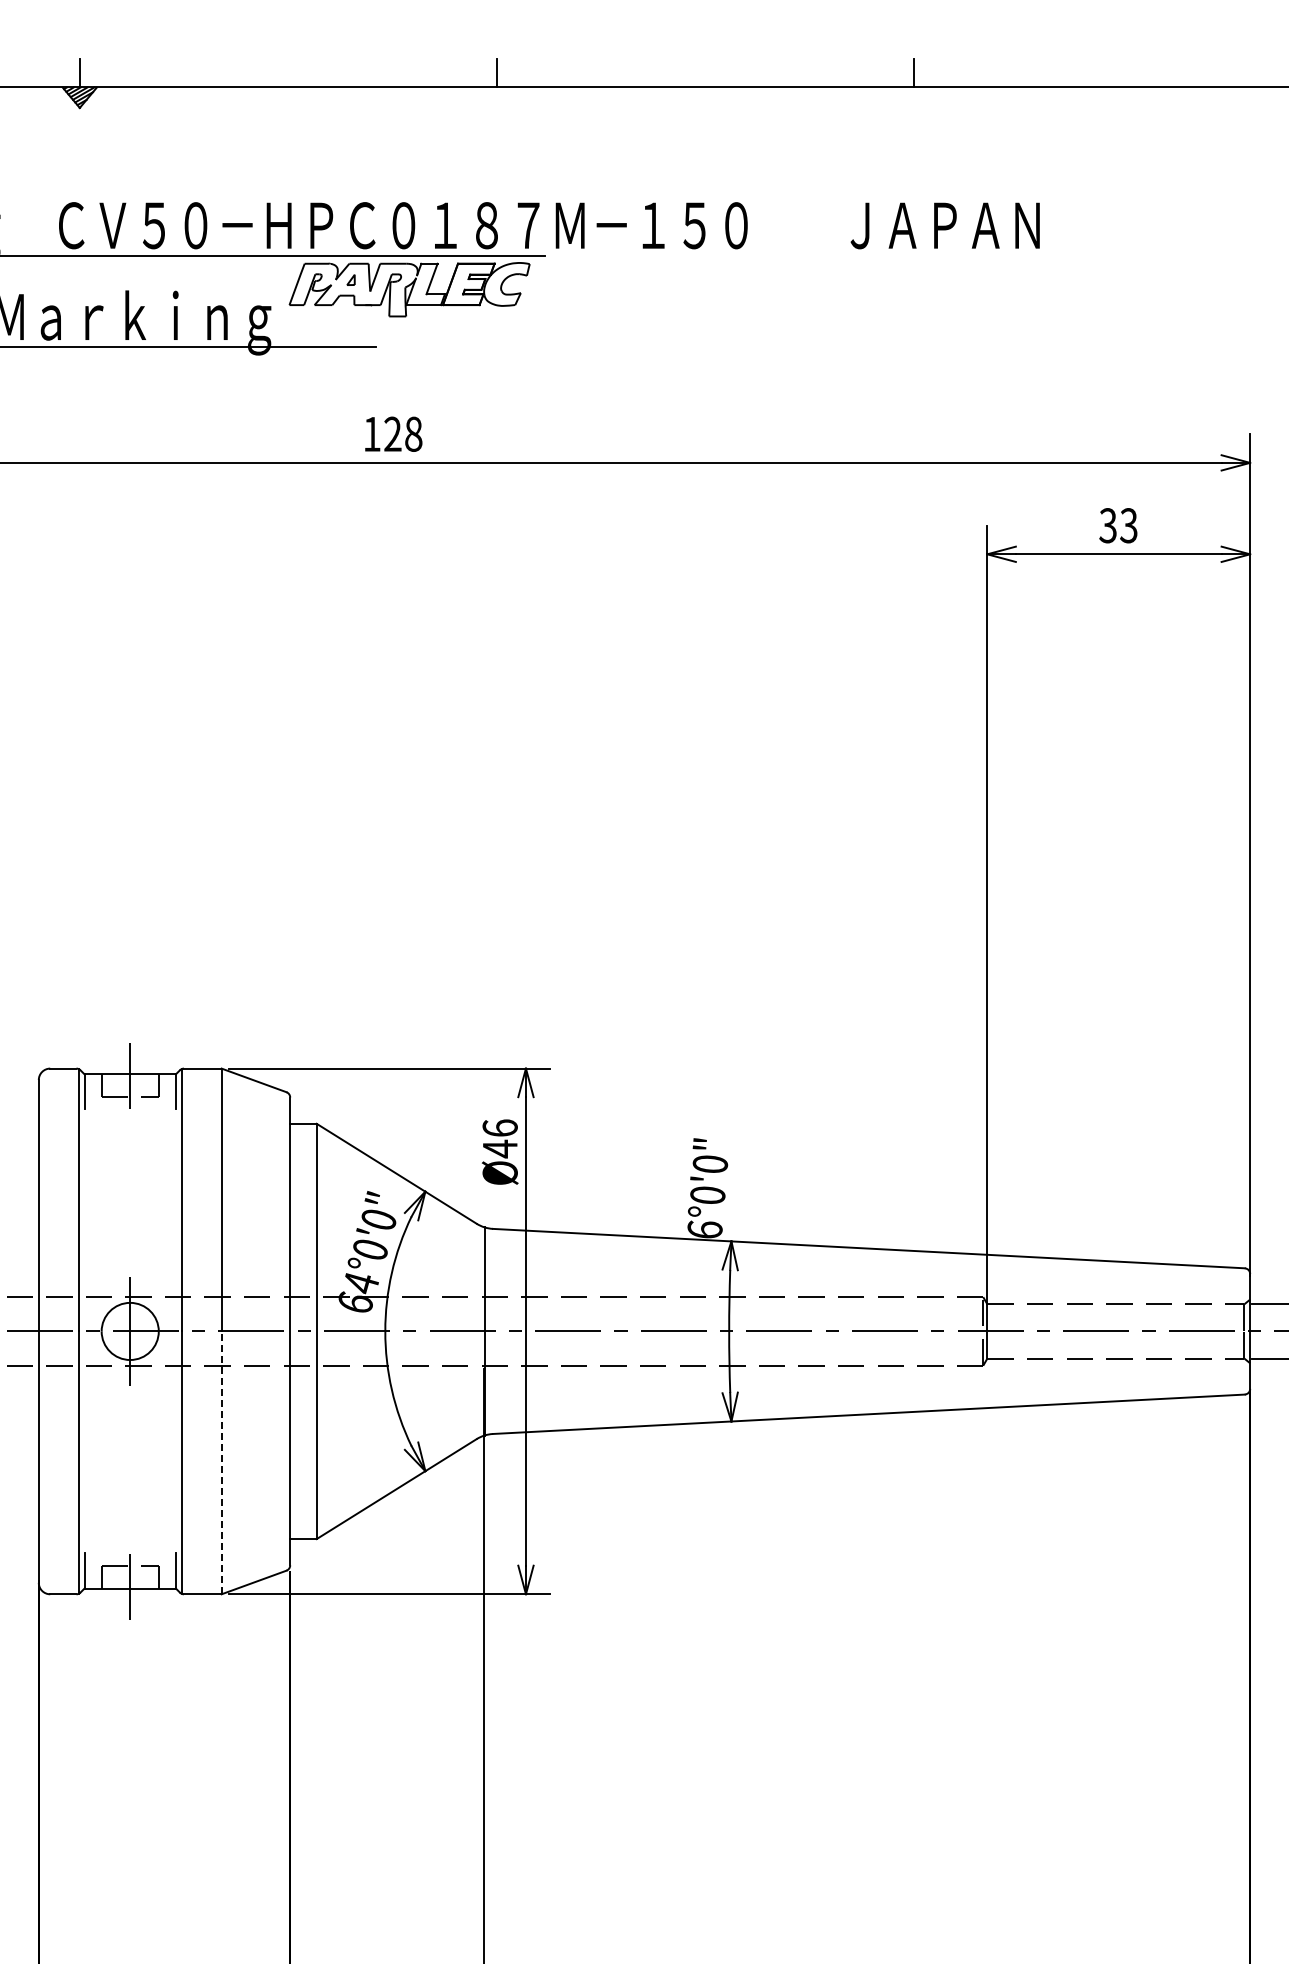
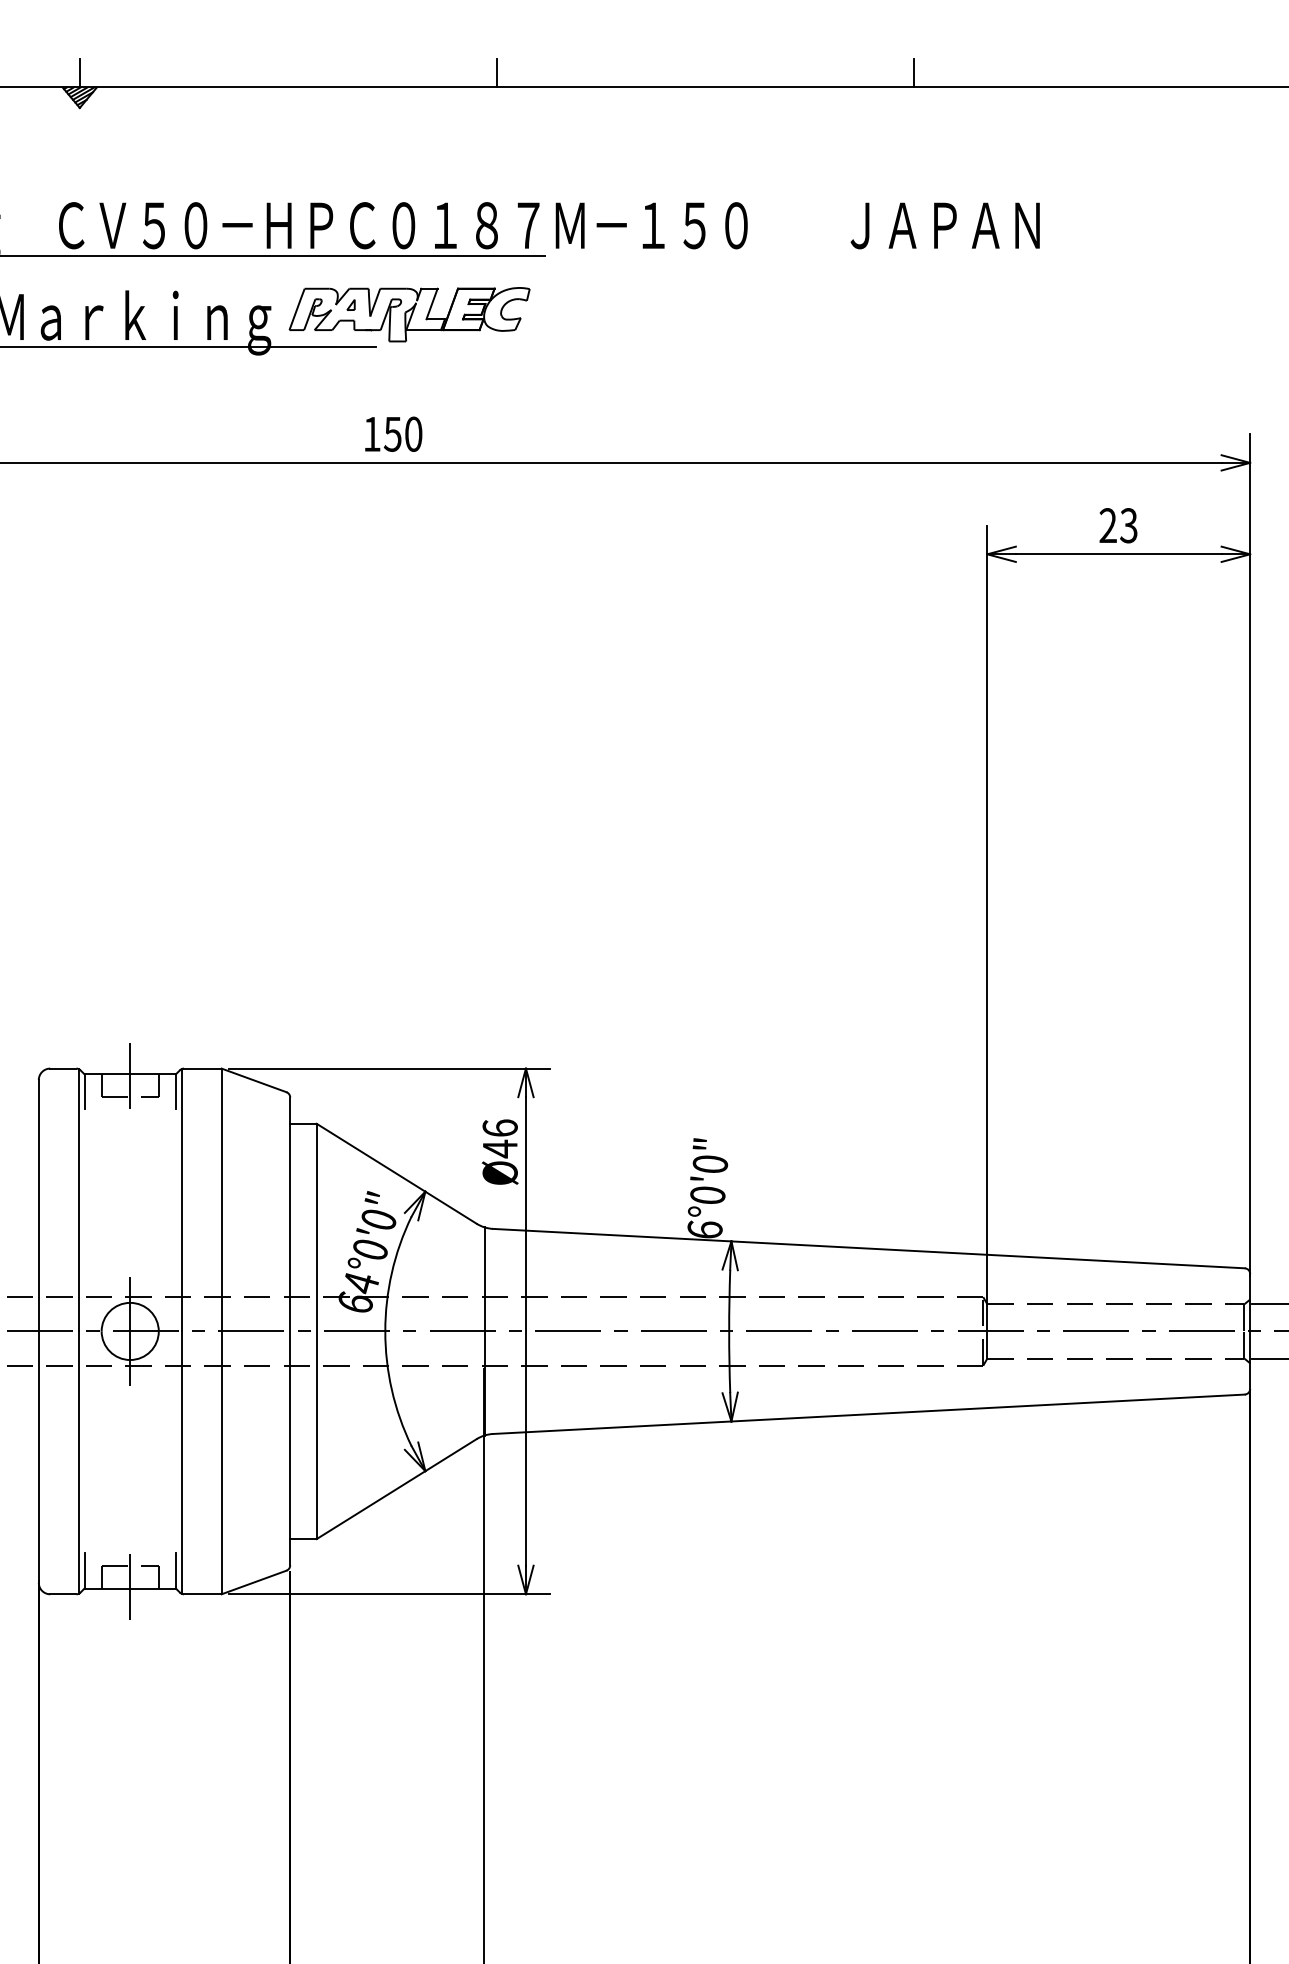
part position: (409, 289) -> (409, 314) (409, 314)
text: 128 -> 150 (402, 433)
text: 33 -> 23 (1107, 526)
line: dashed -> solid (221, 1462)
